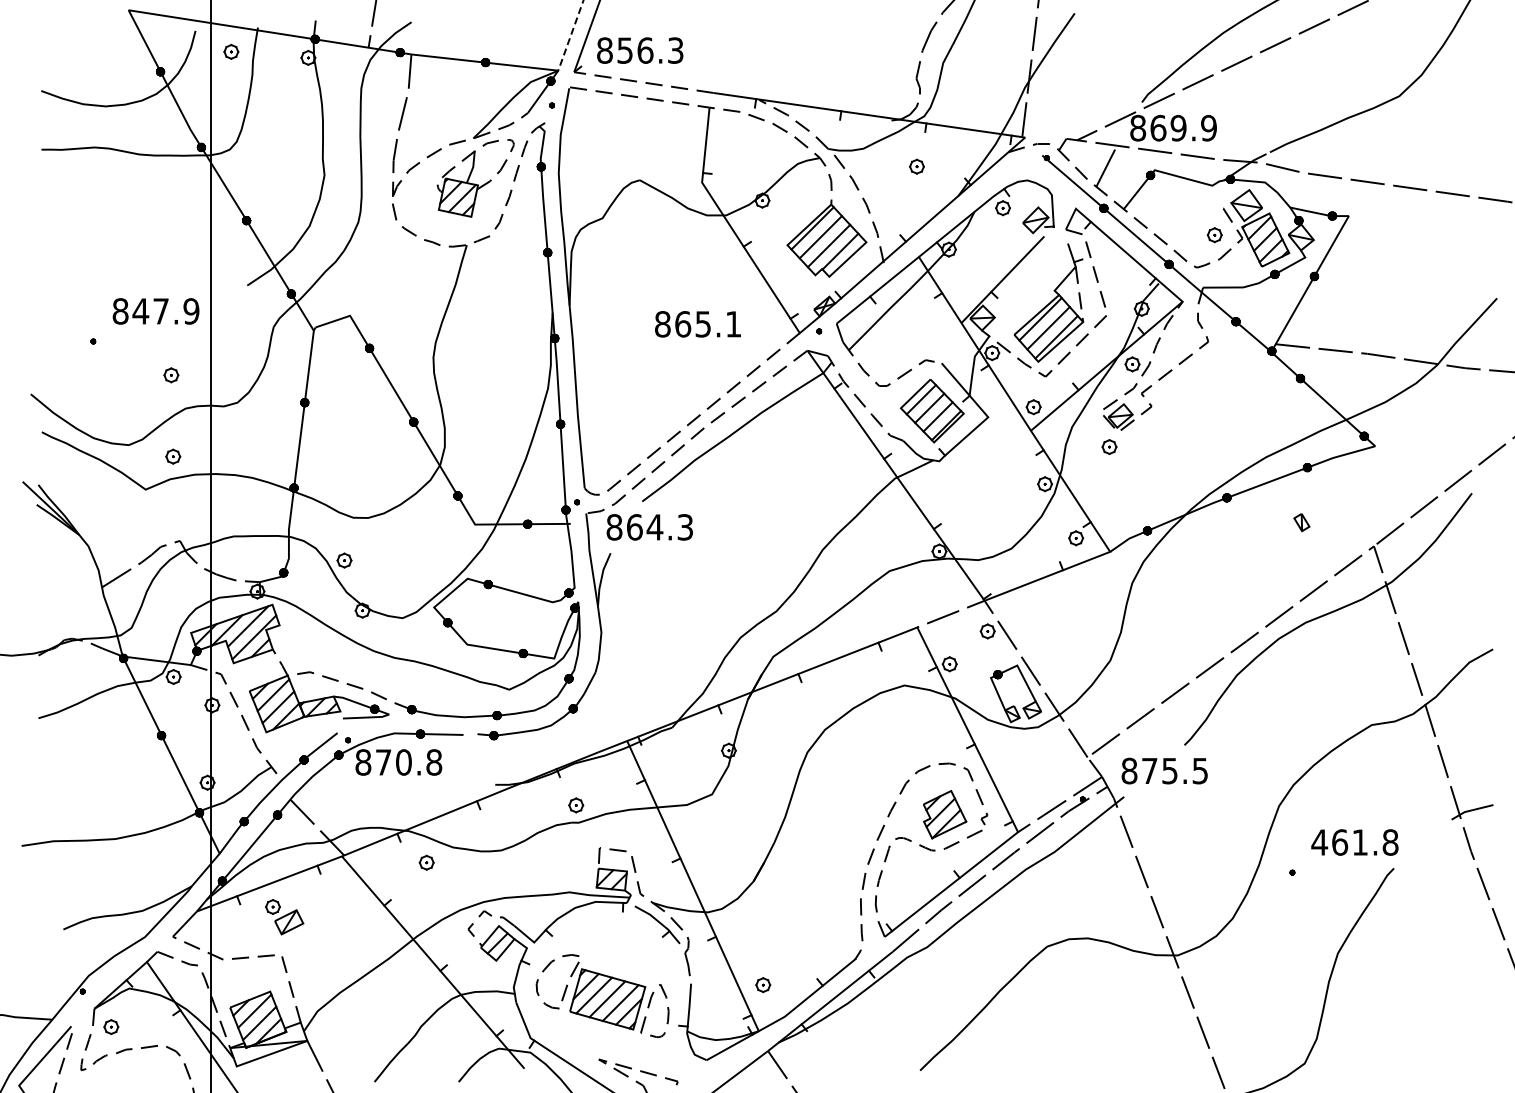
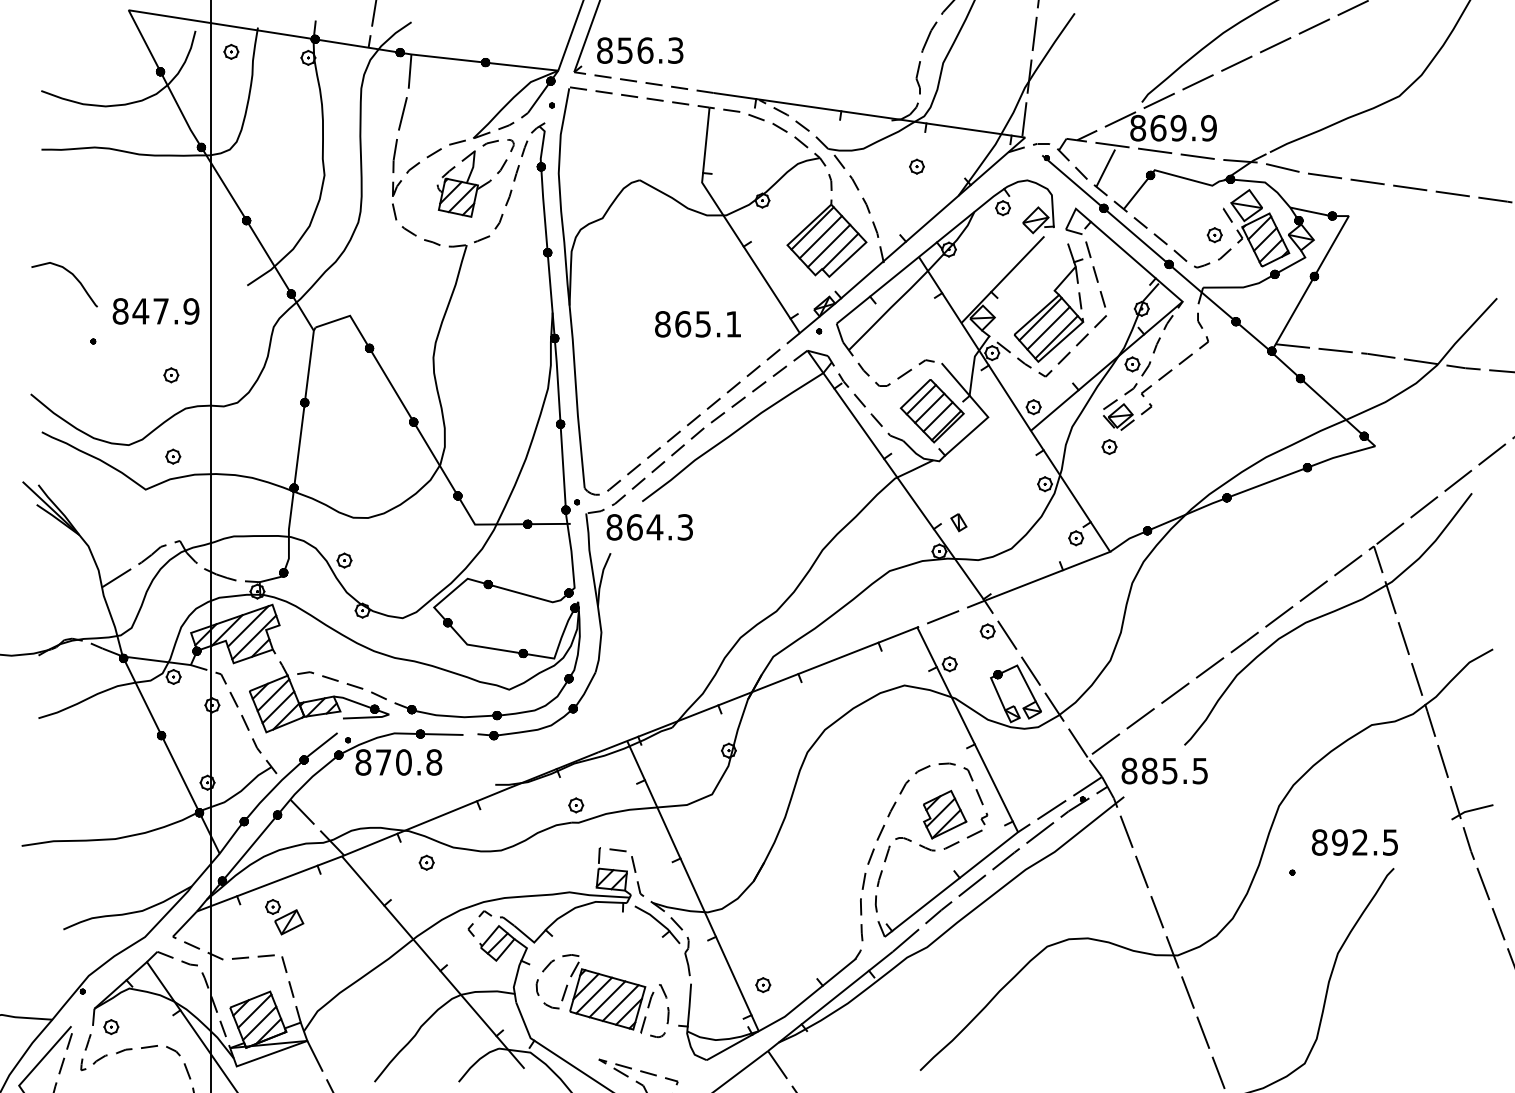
line: dashed -> solid (570, 35)
curve: none -> present (72, 275)
part position: (1301, 522) -> (958, 522) (958, 522)
text: 875.5 -> 885.5 (1149, 770)
text: 461.8 -> 892.5 (1354, 842)
